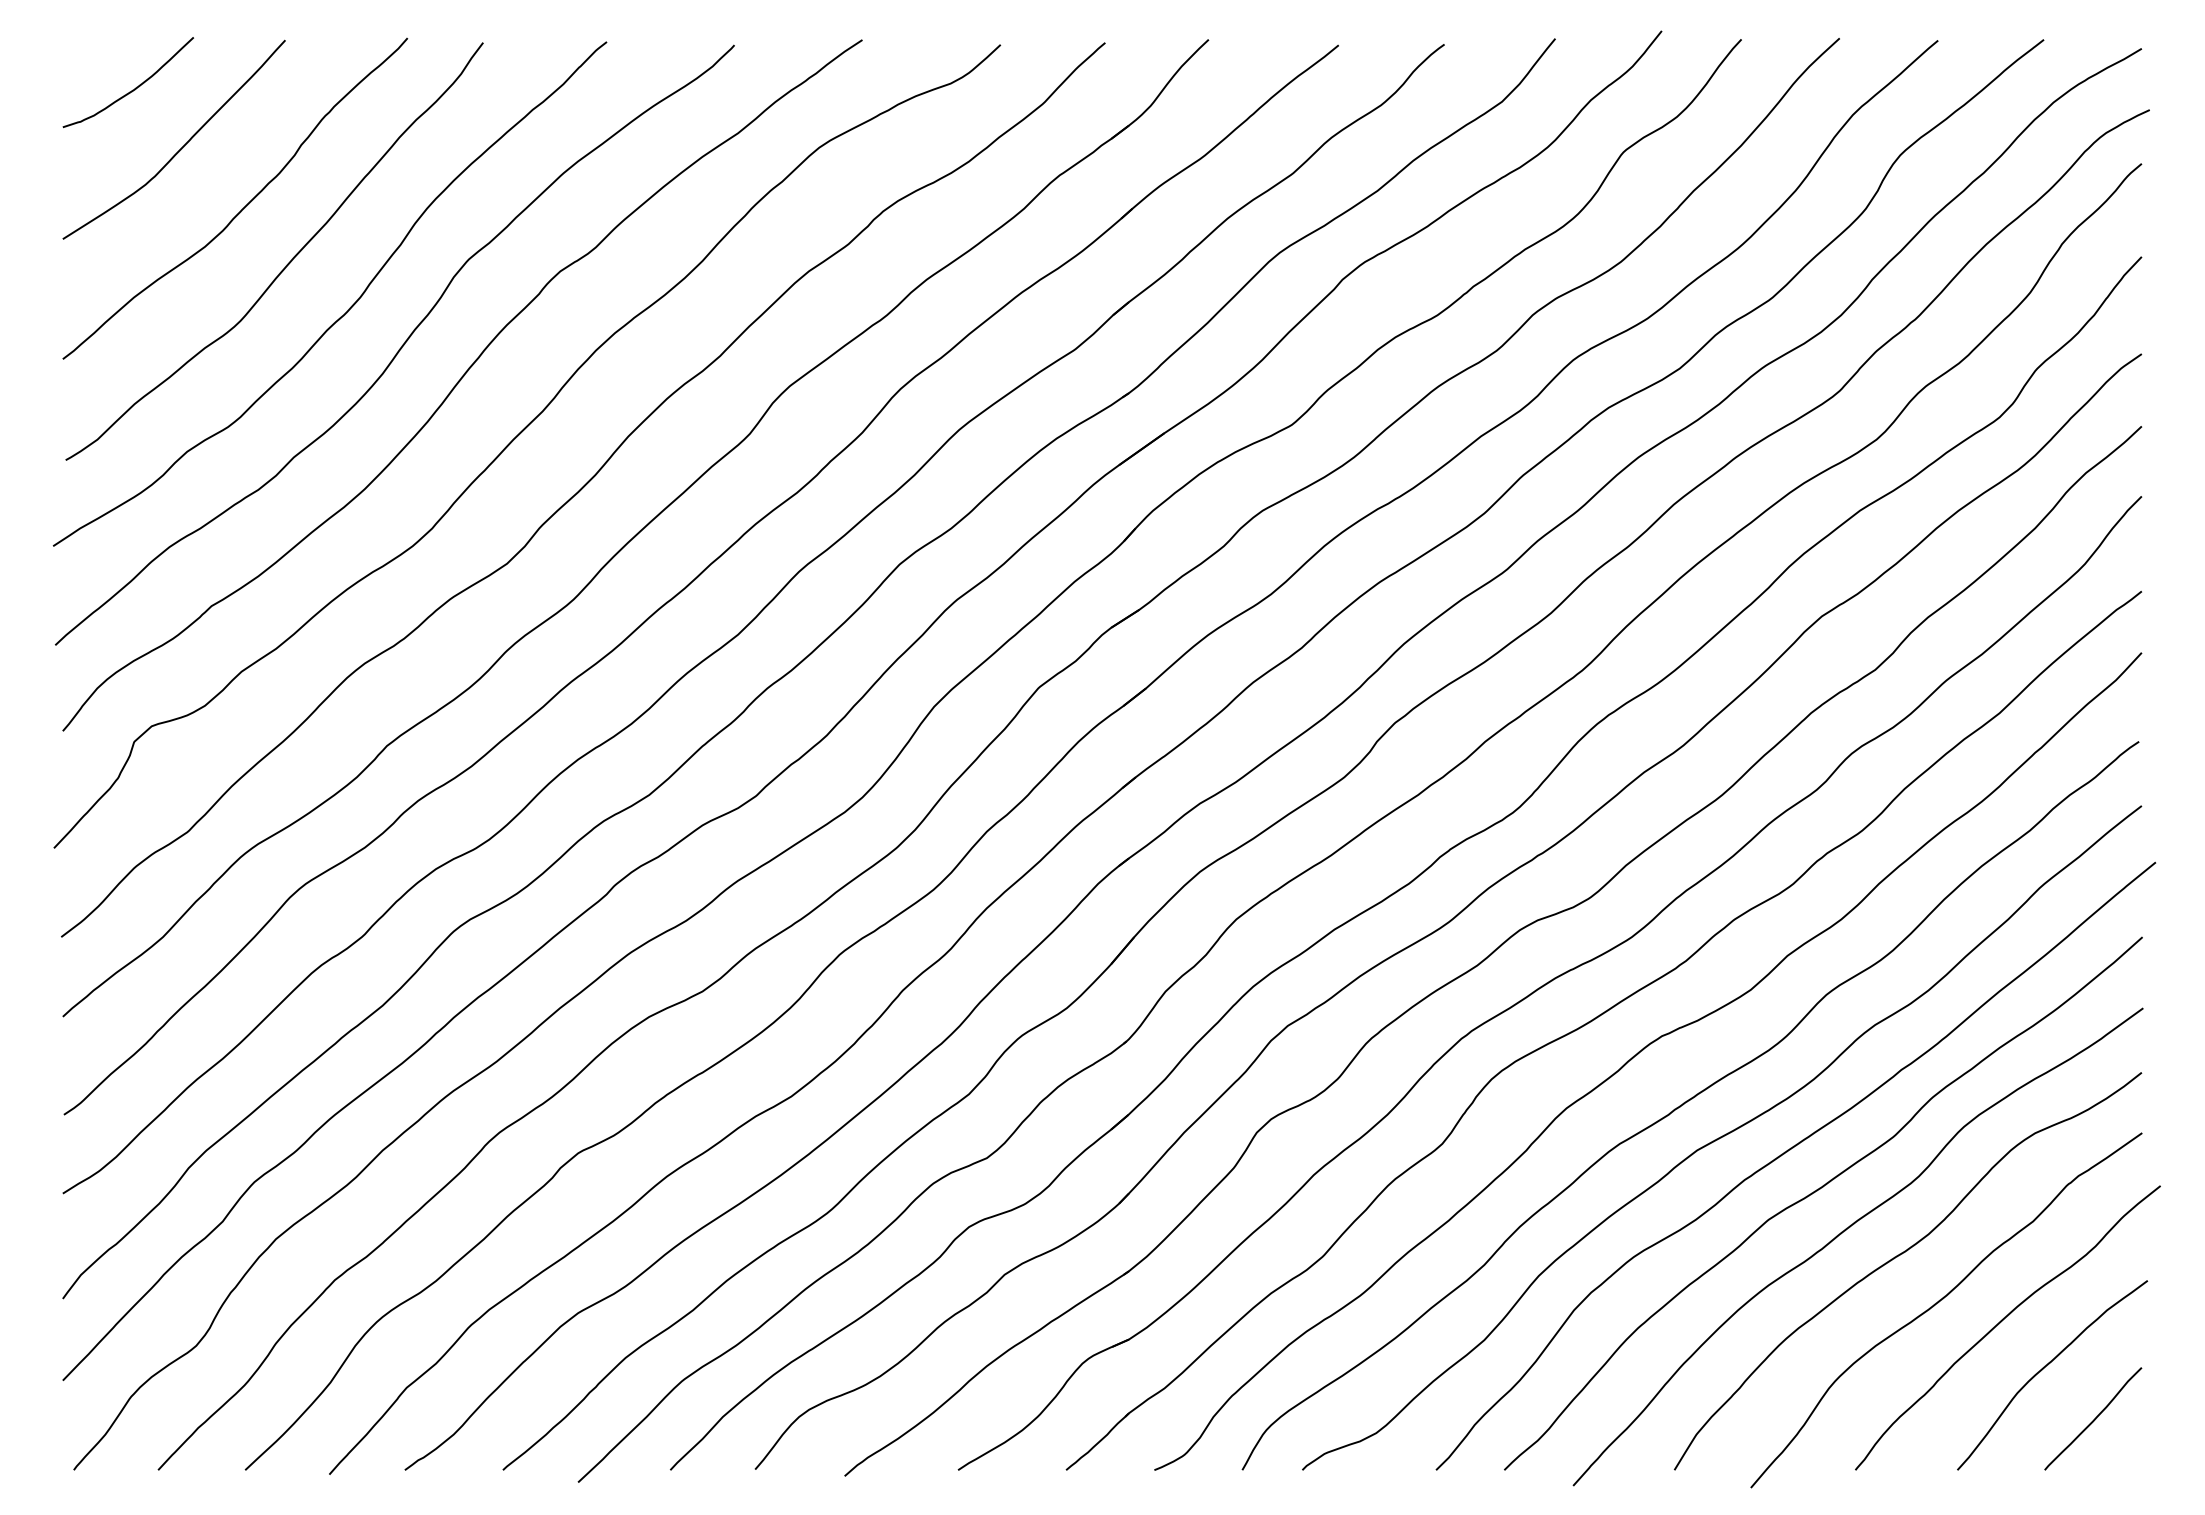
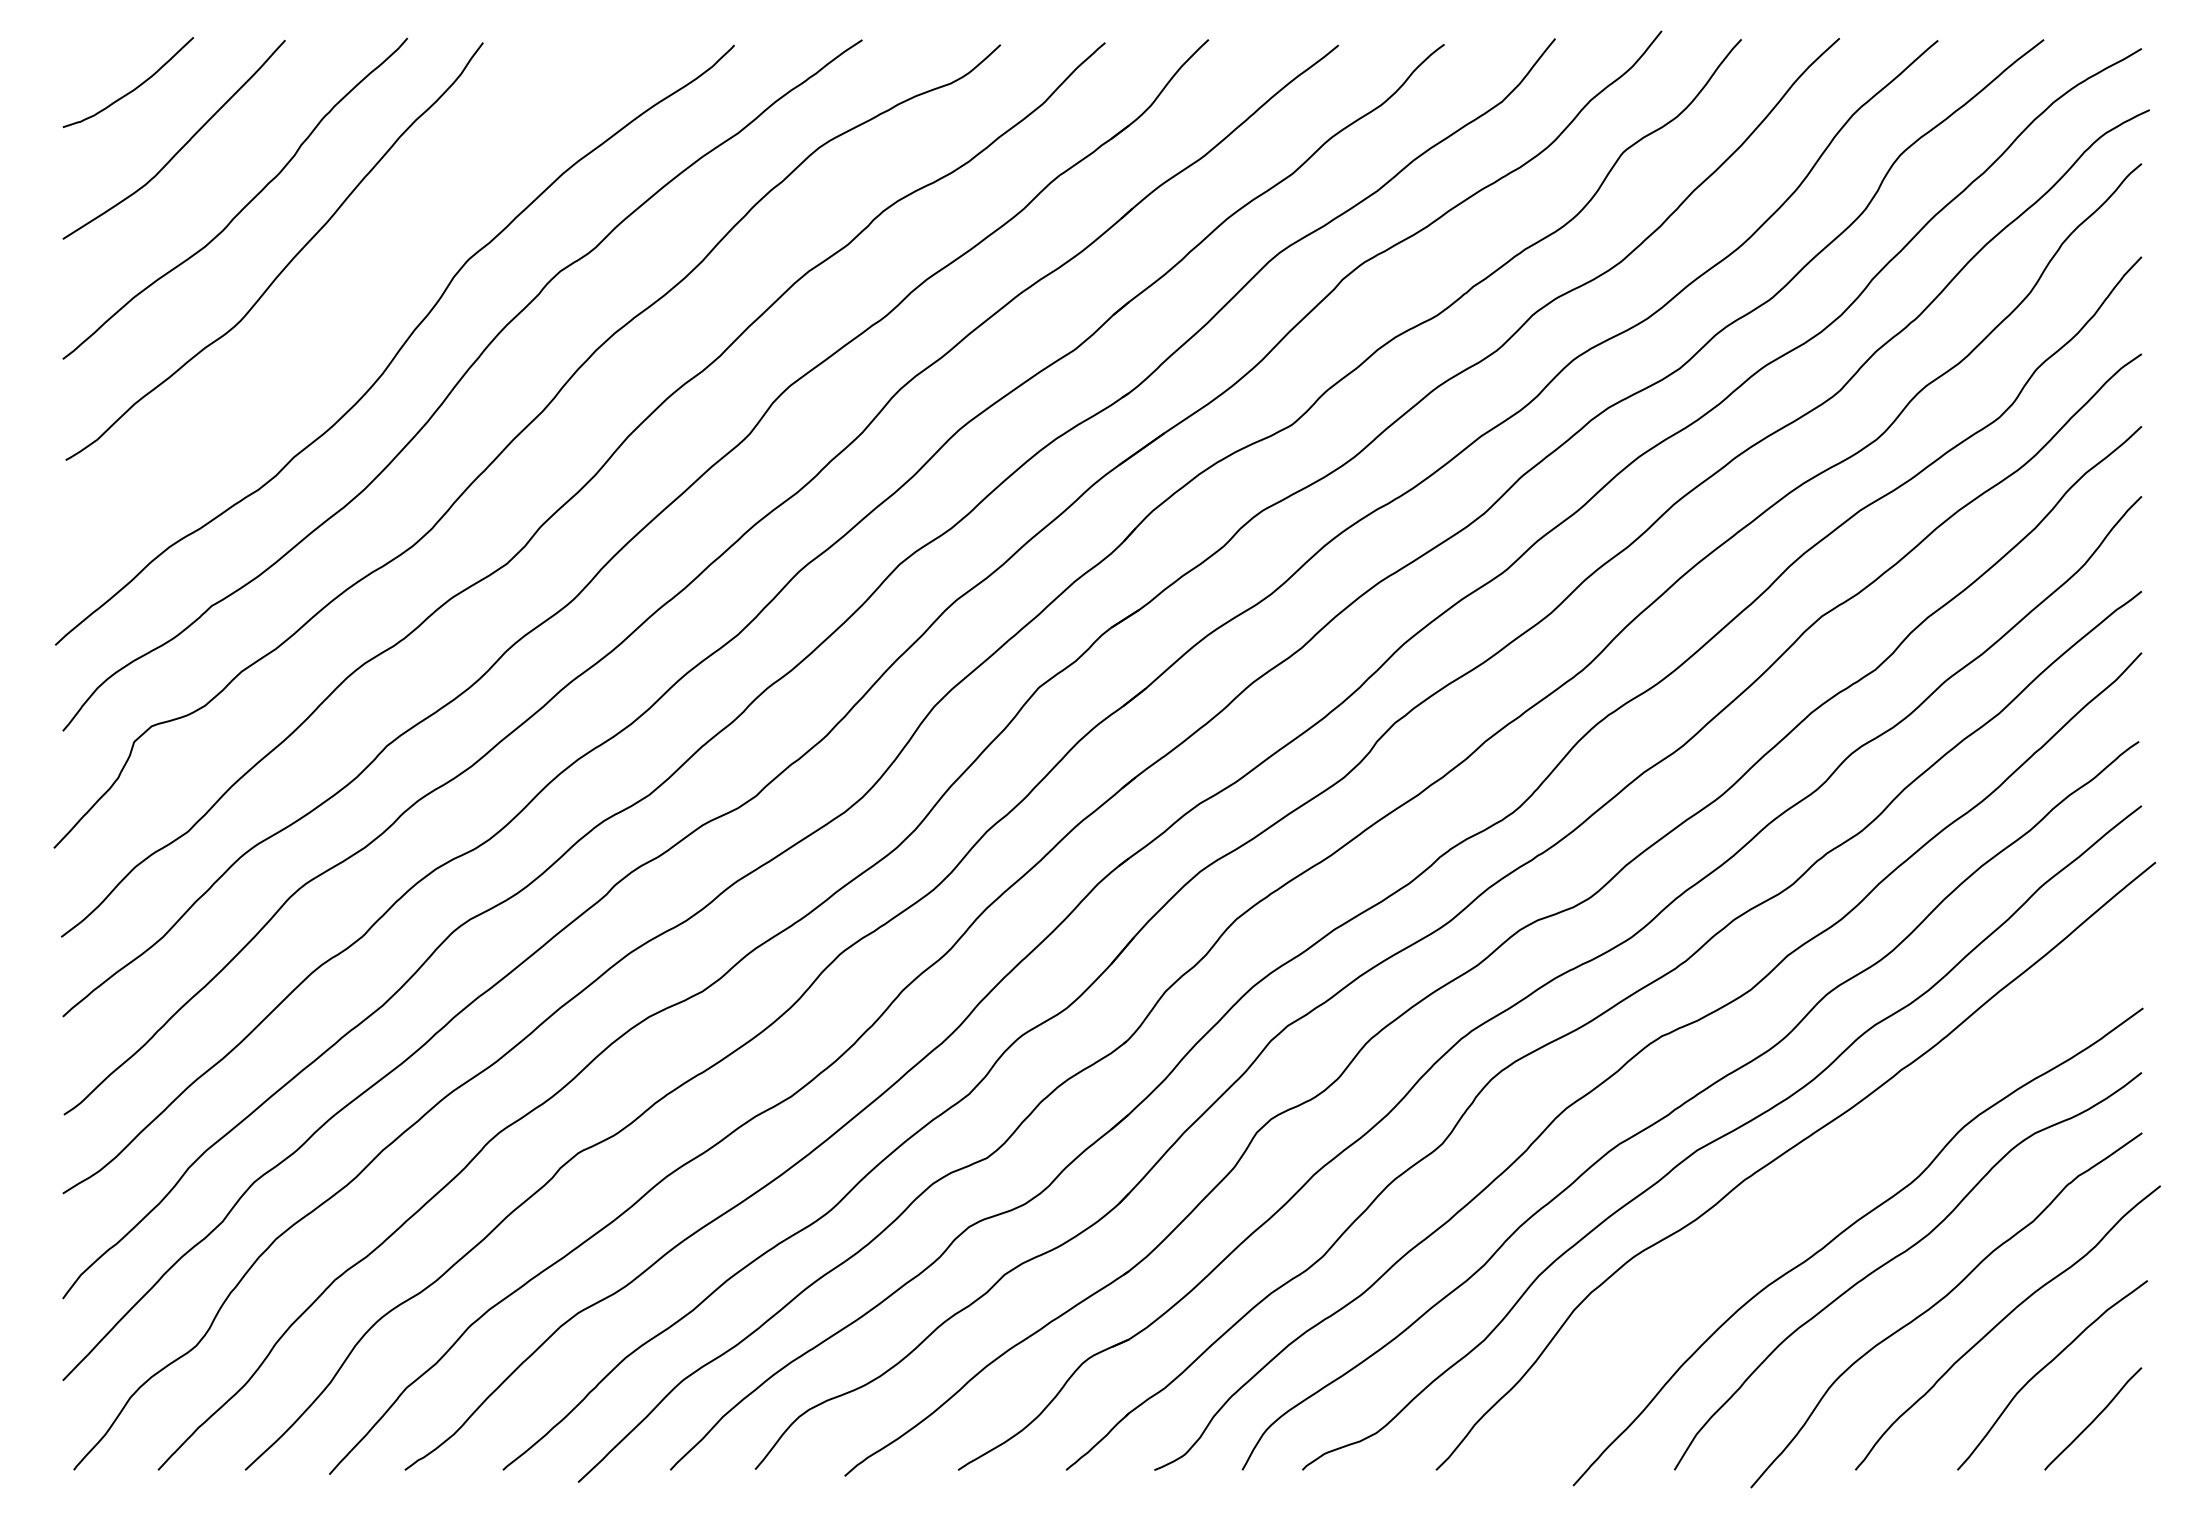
curve: present -> none (349, 307)
curve: present -> none (1817, 1191)
